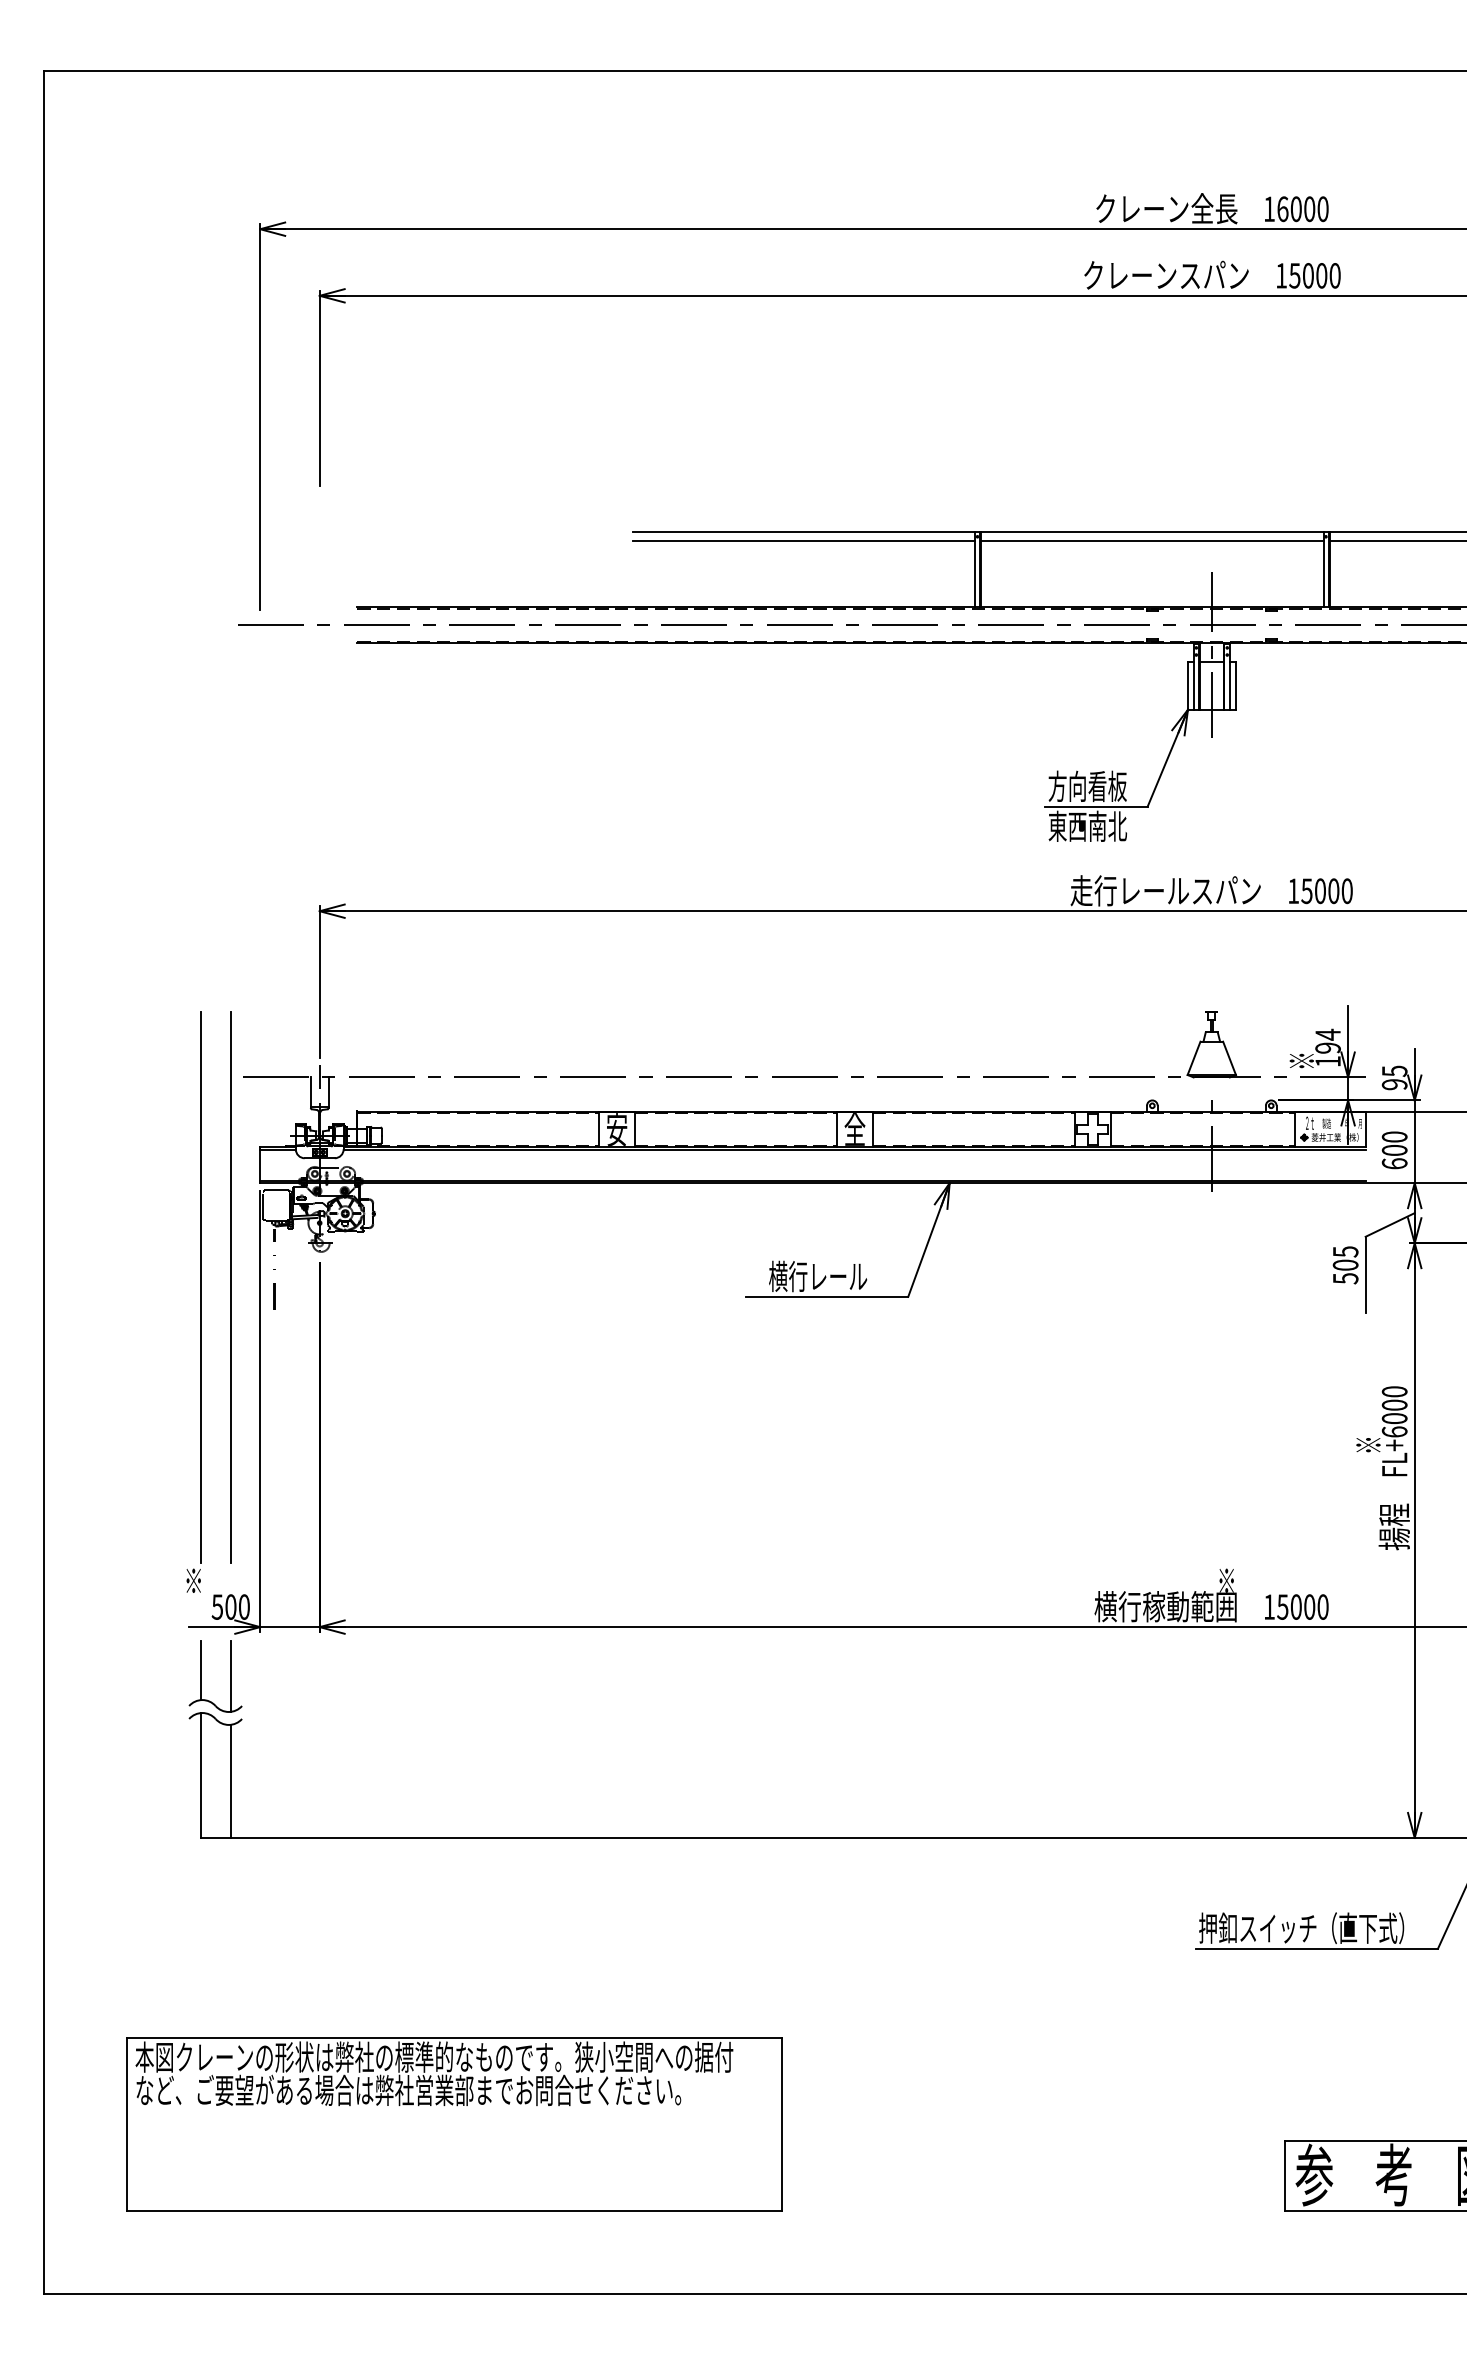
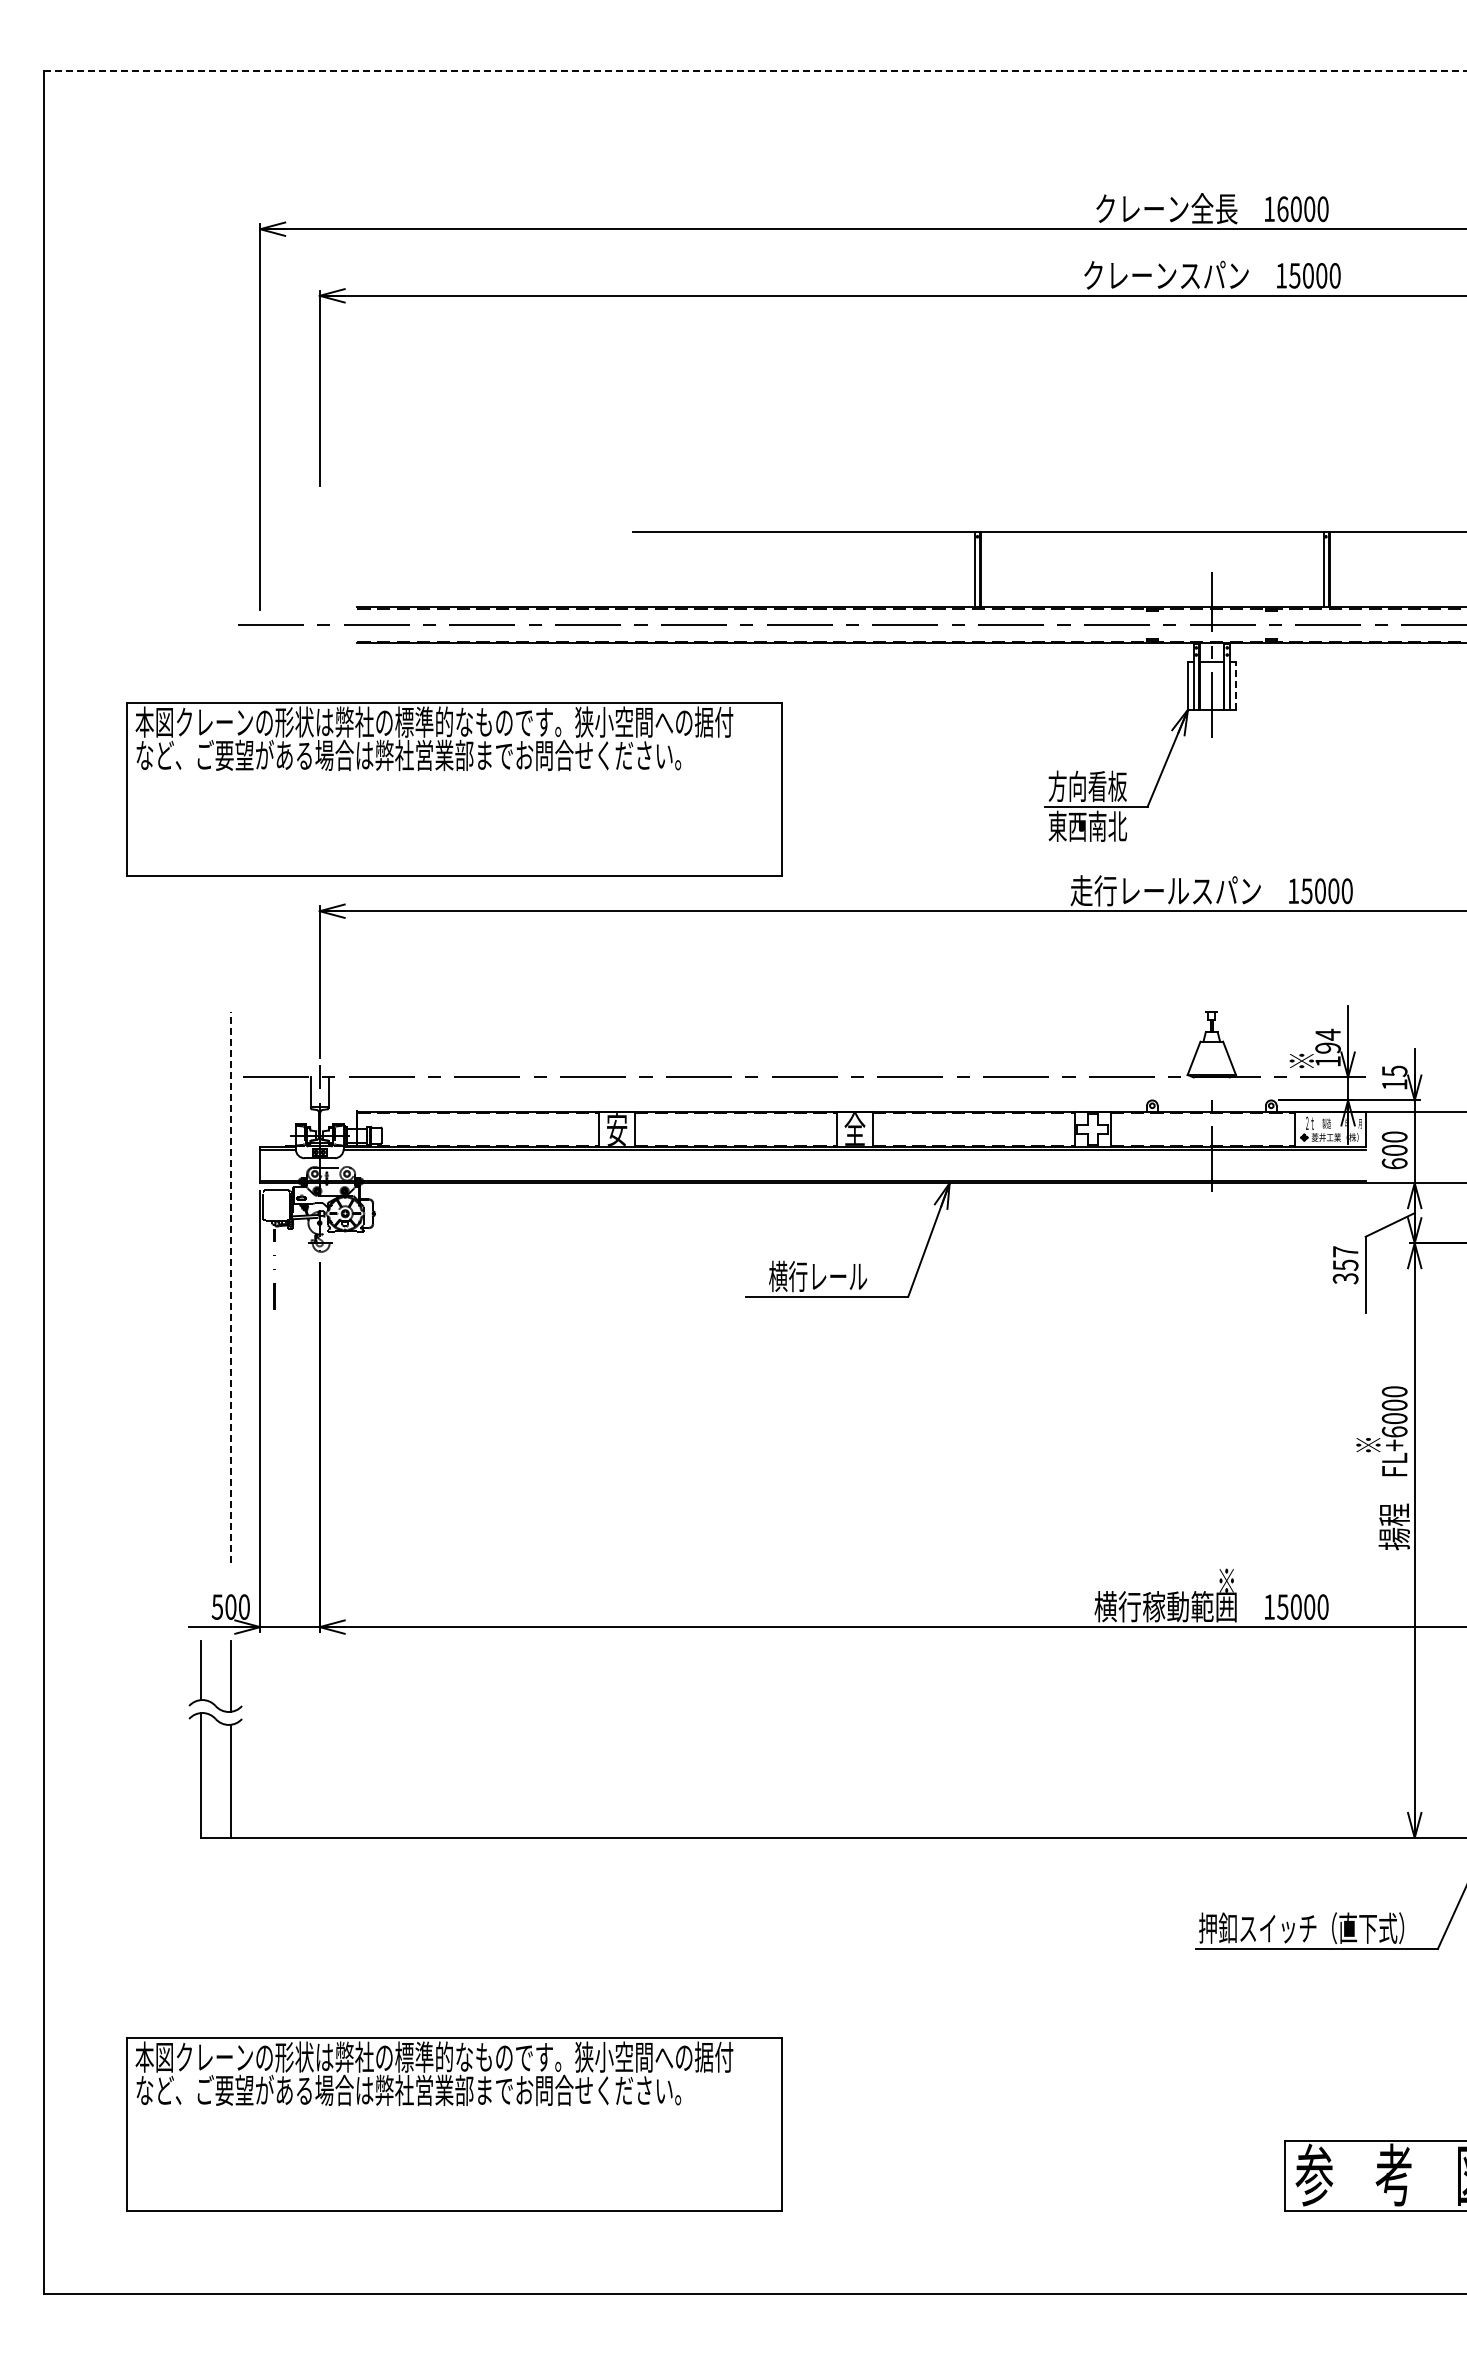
line: solid -> dashed (755, 70)
line: present -> none (803, 541)
line: present -> none (1152, 541)
line: present -> none (1396, 541)
line: solid -> dashed (1235, 685)
part: none -> present (454, 789)
text: 95 -> 15 (1394, 1084)
text: 505 -> 357 (1345, 1264)
line: solid -> dashed (230, 1287)
part: present -> none (200, 1301)
